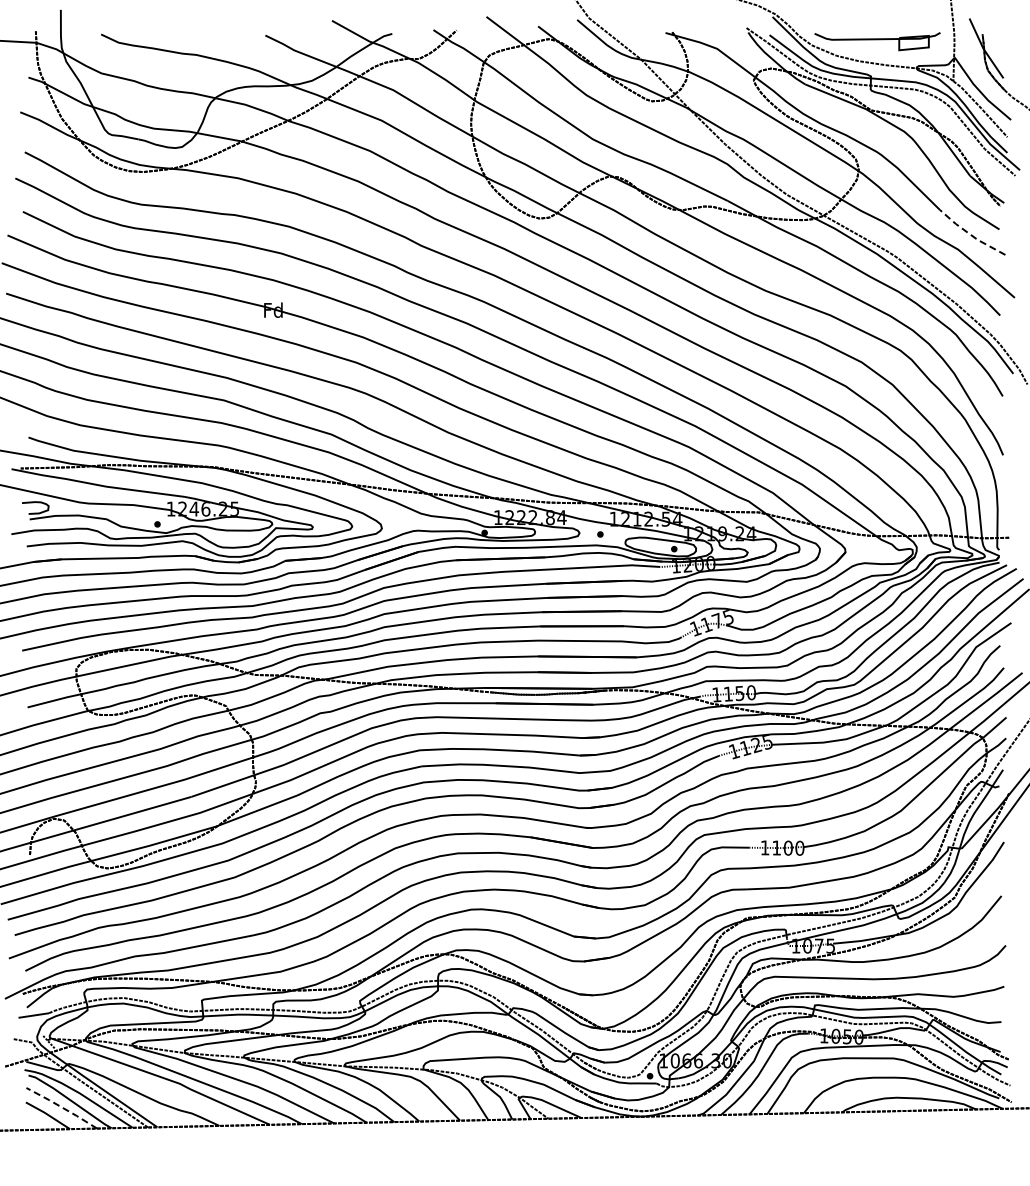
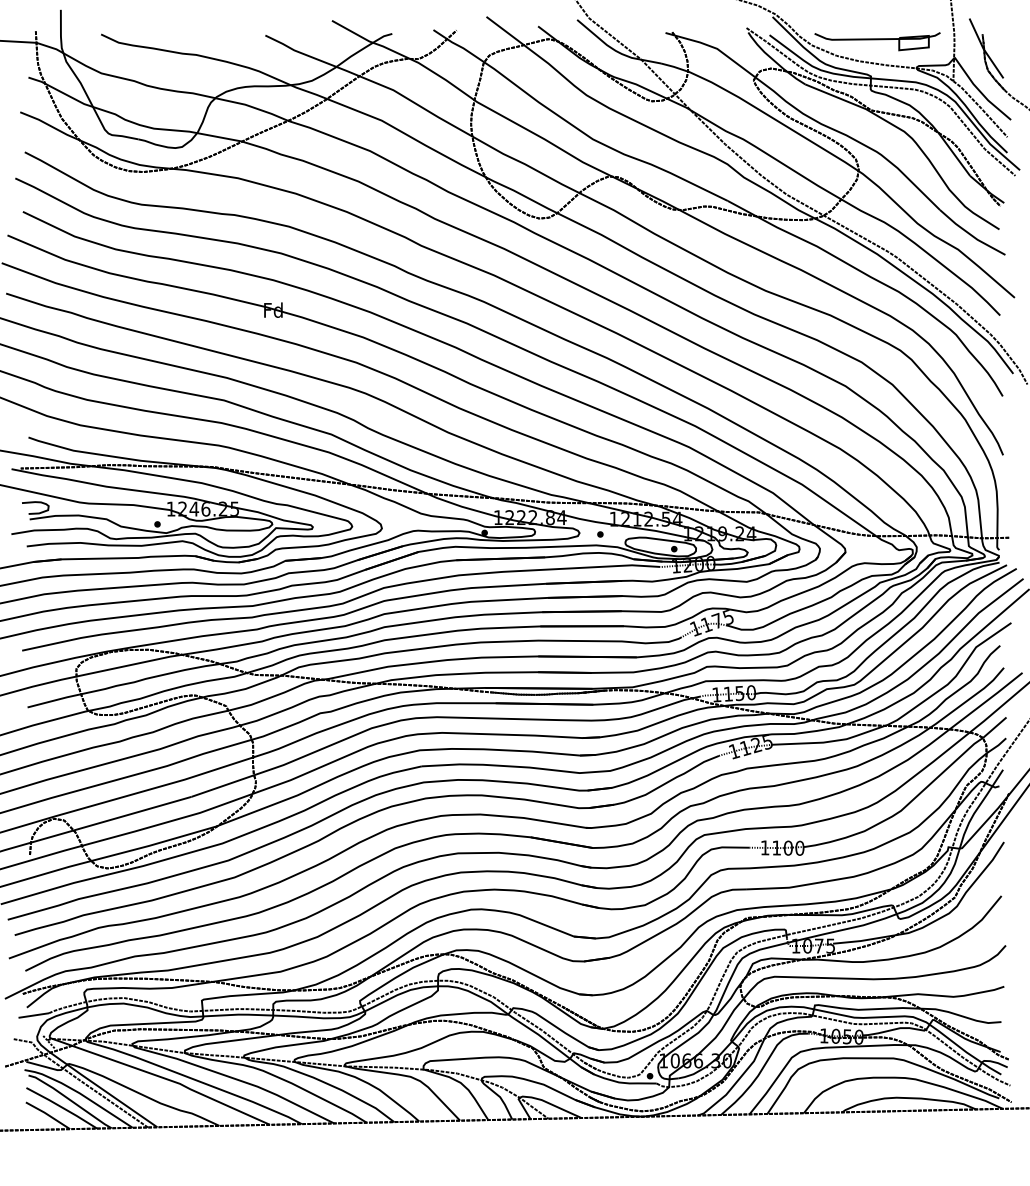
line: dashed -> solid (970, 234)
line: dashed -> solid (62, 1107)
